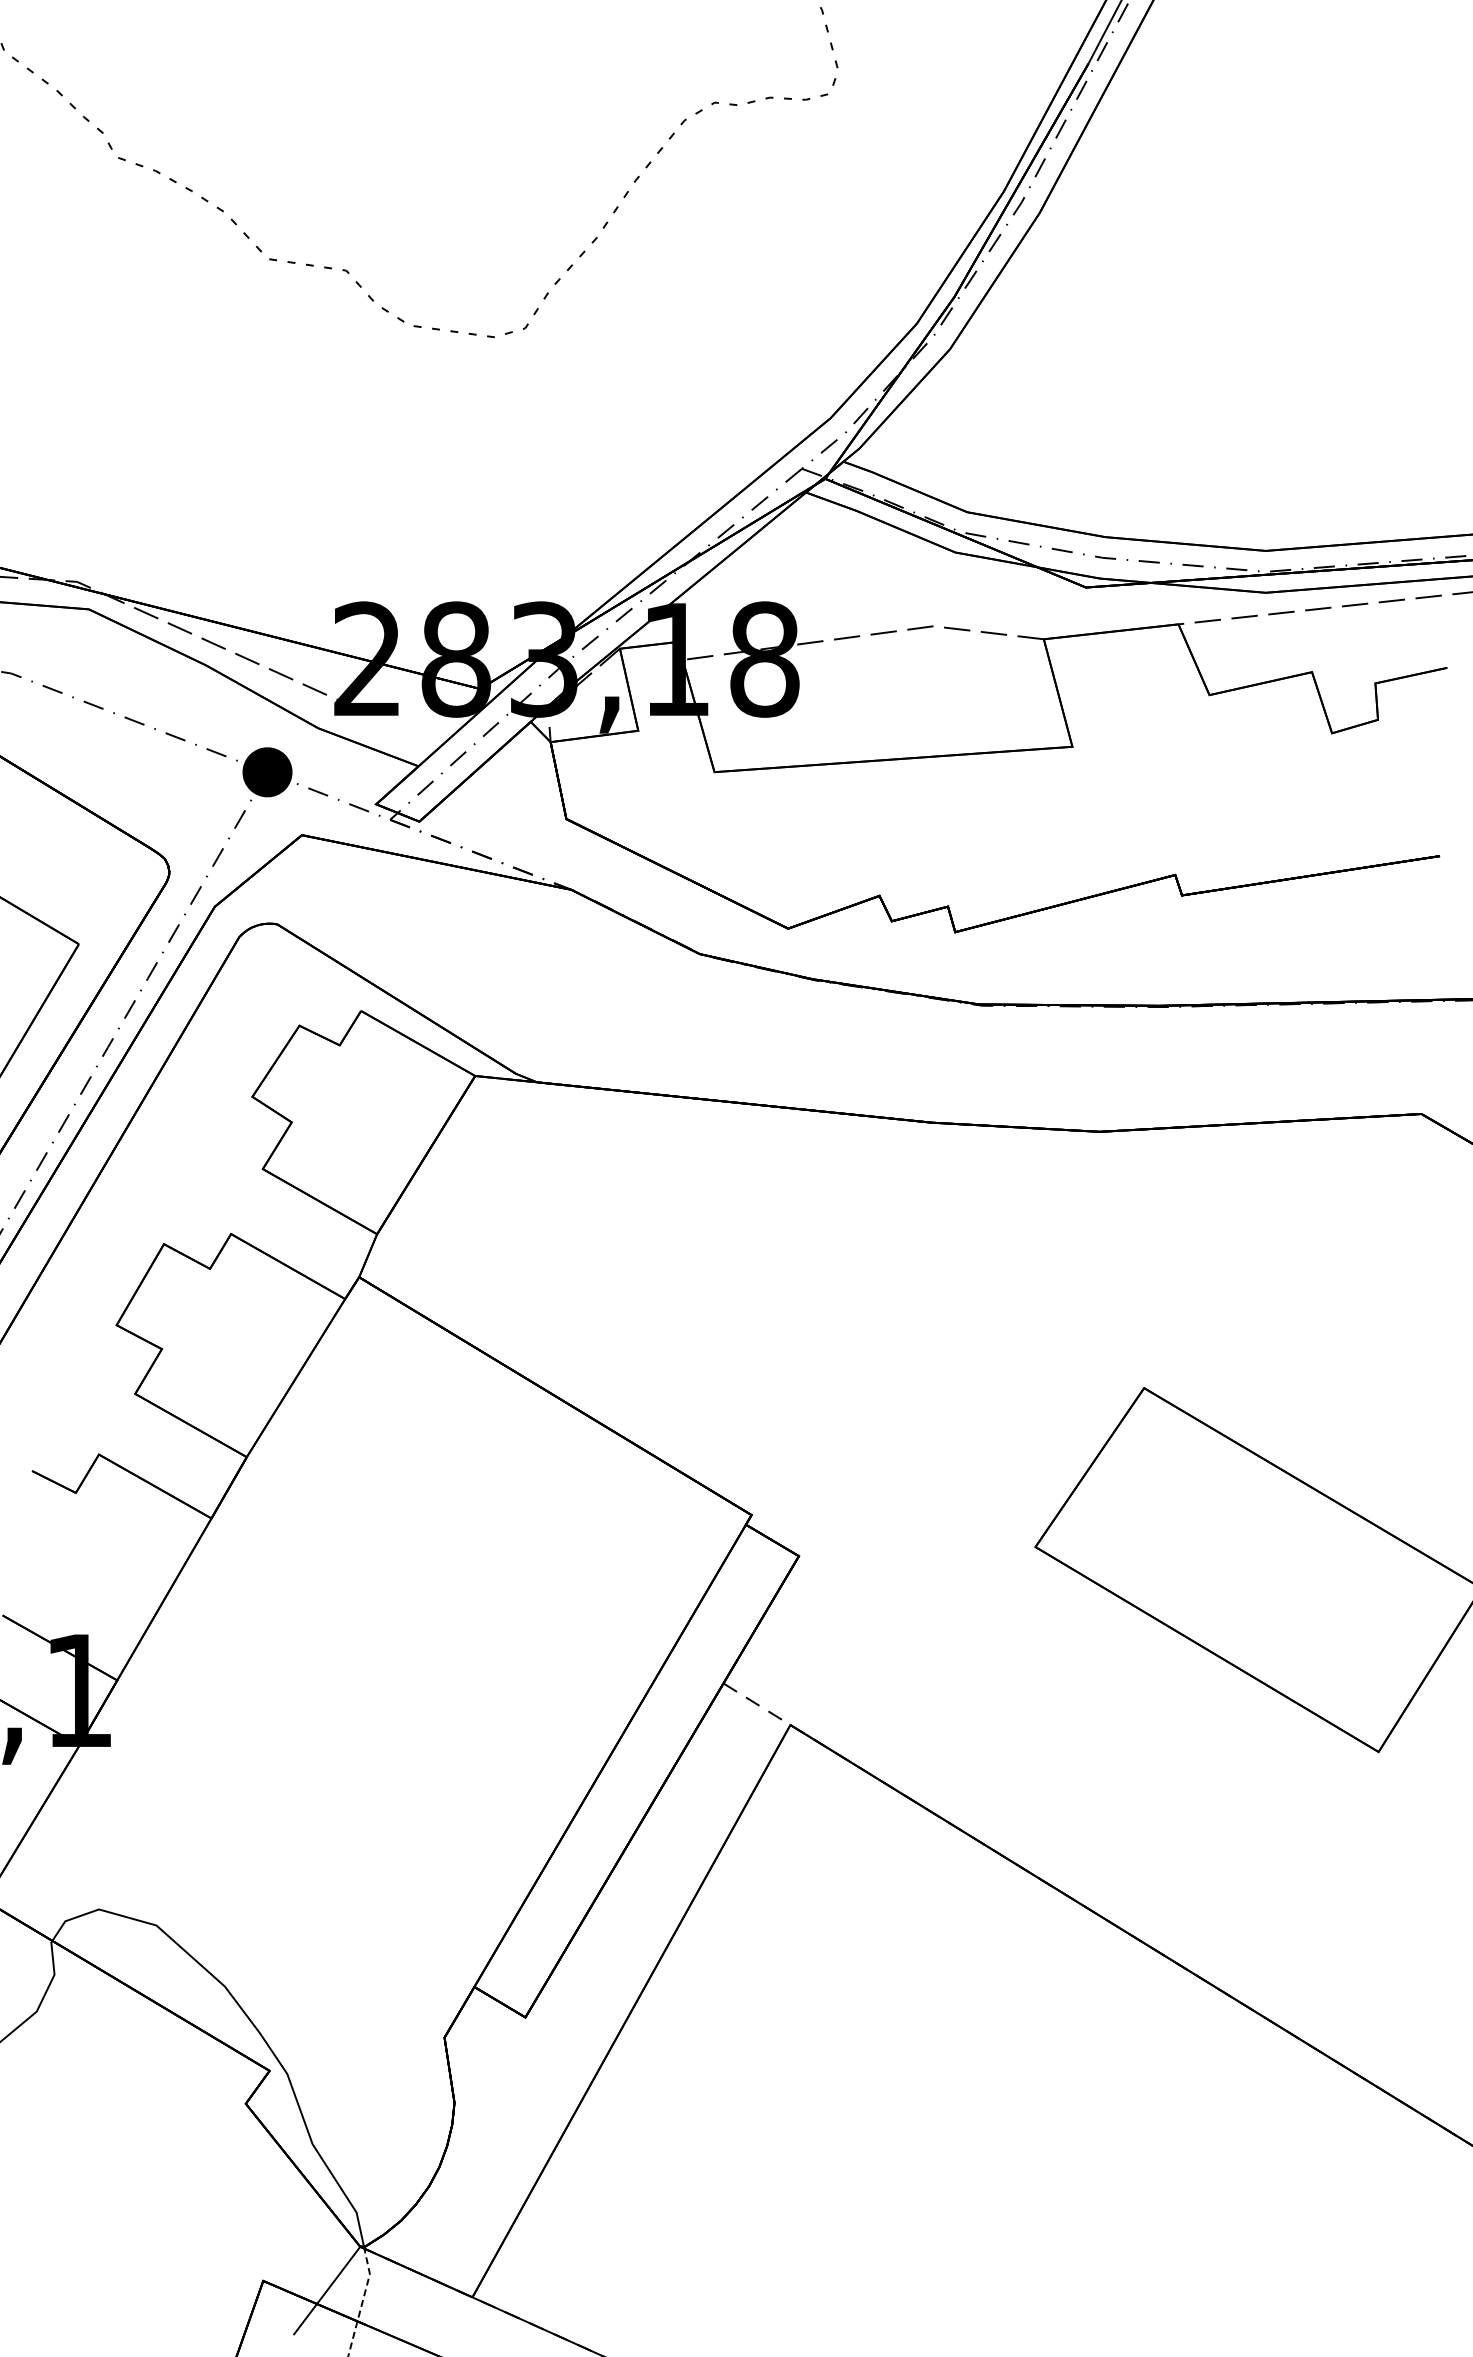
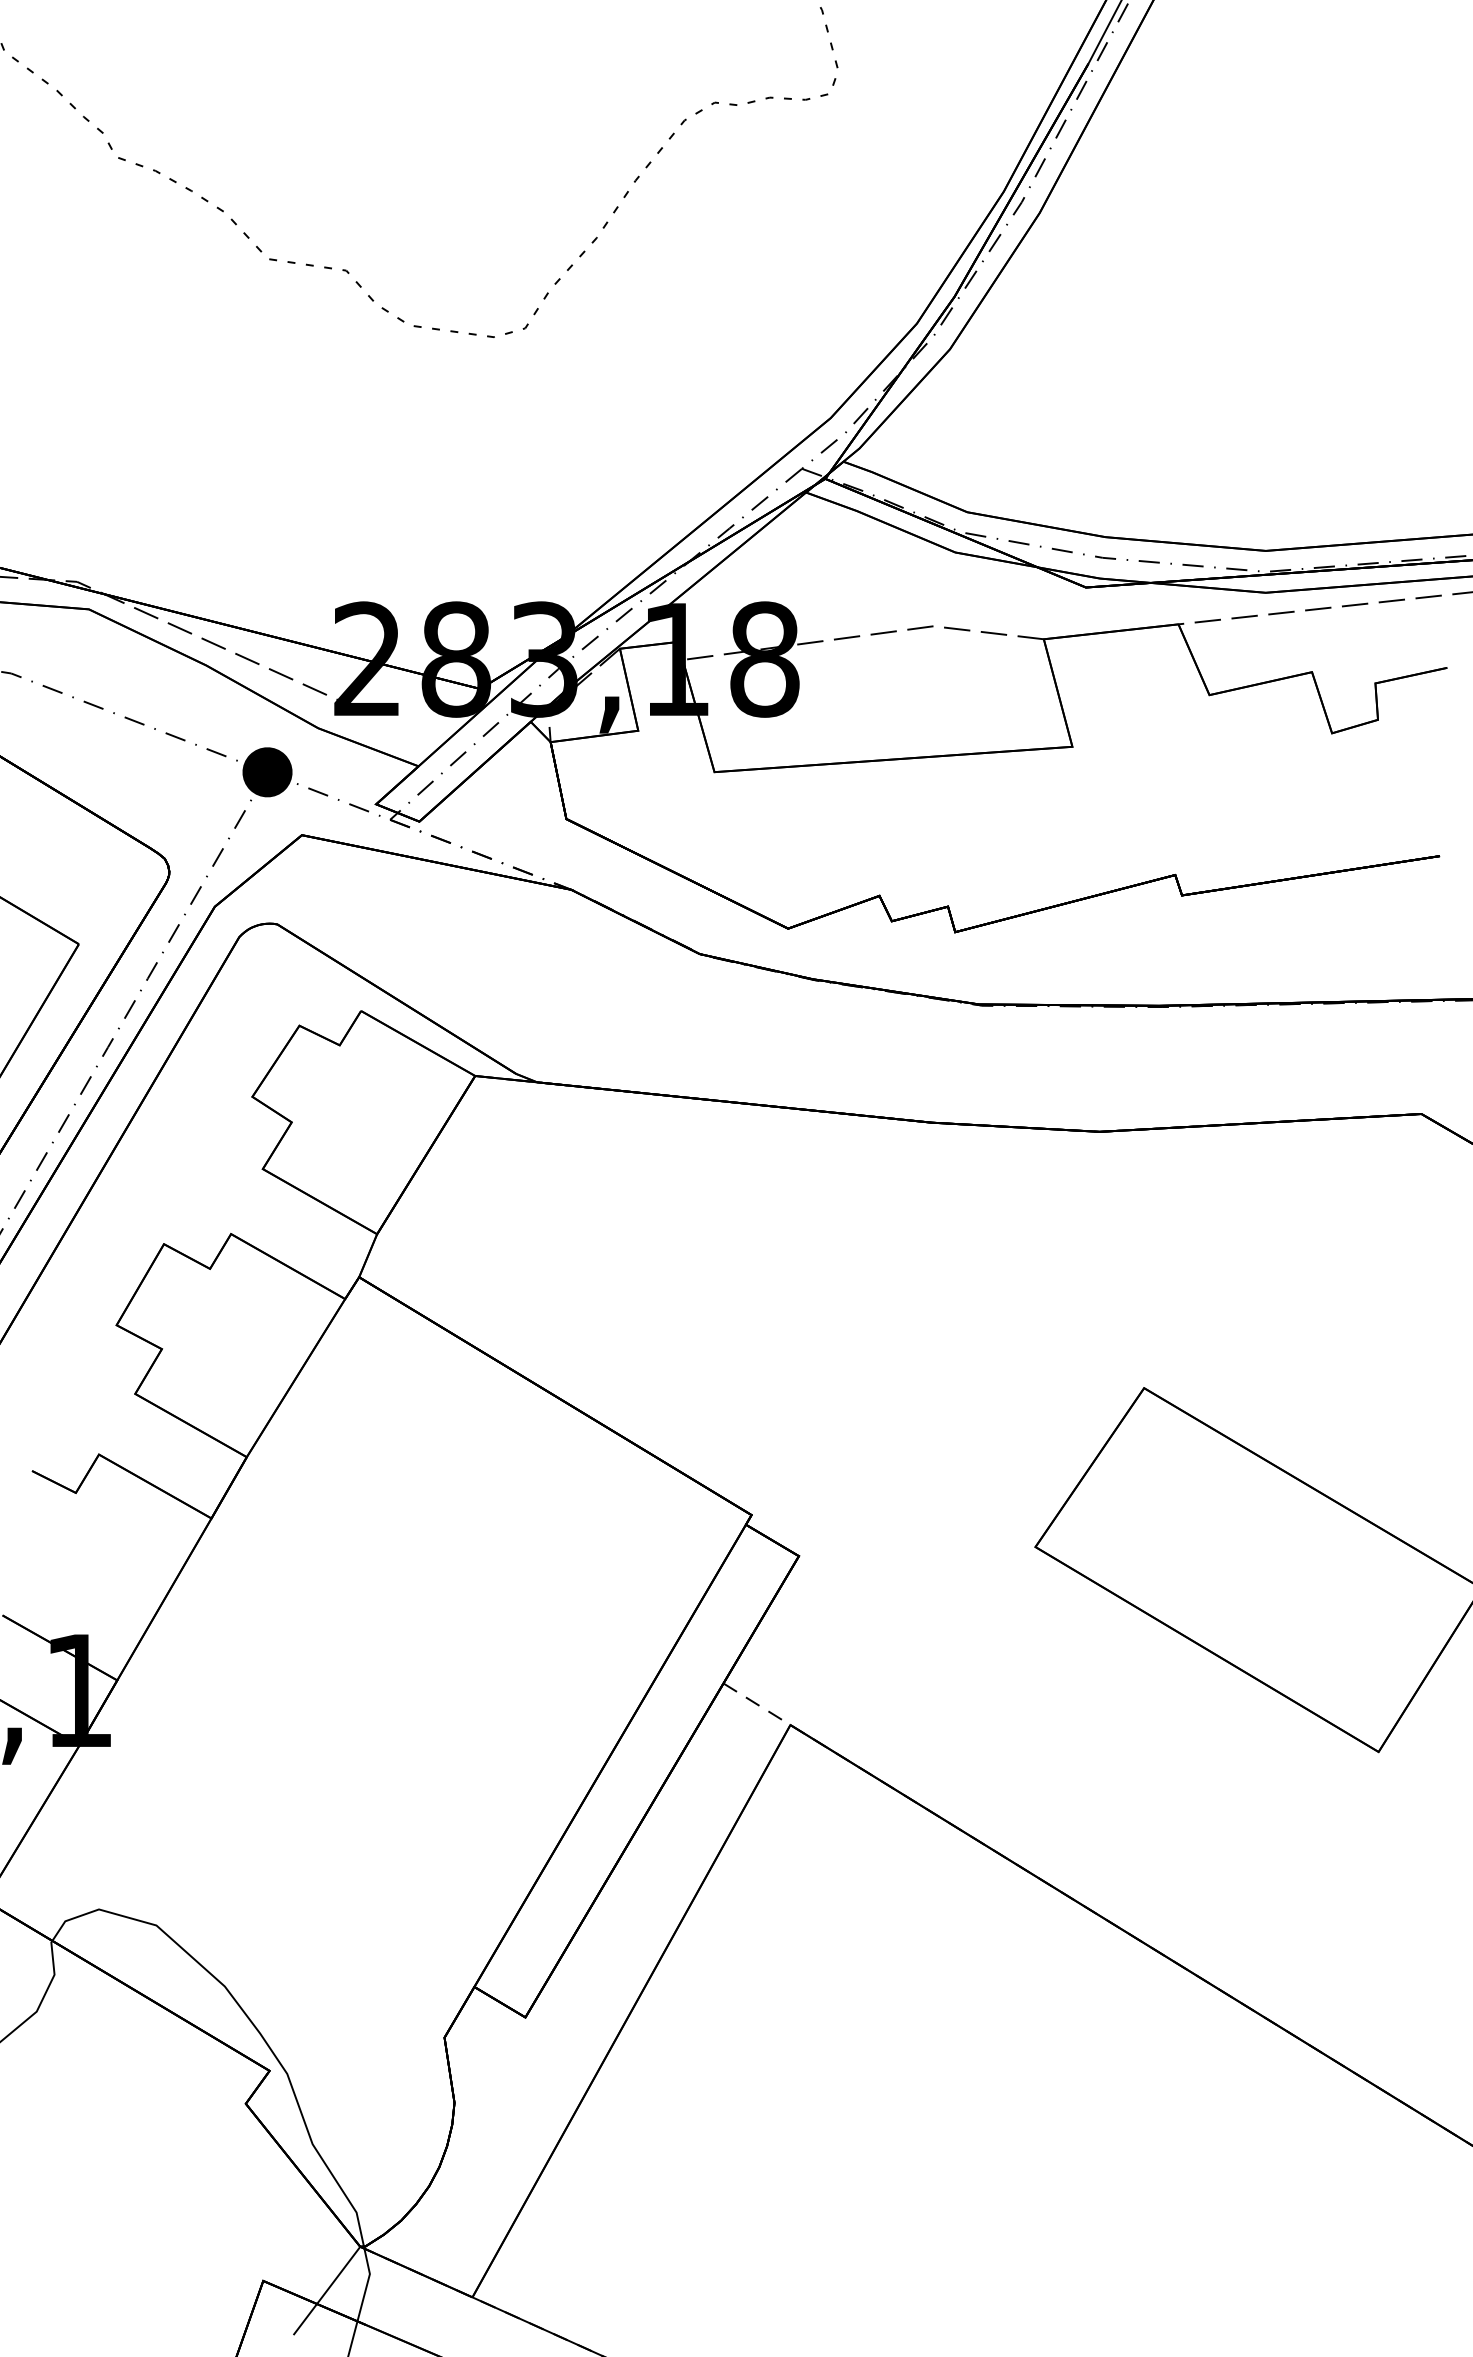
line: dashed -> solid (362, 2300)
